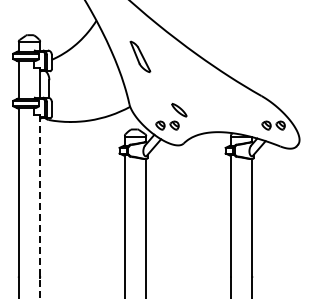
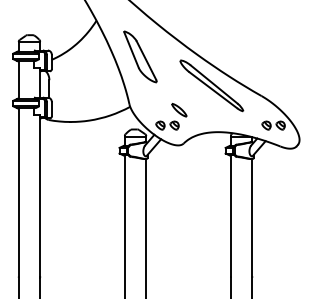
part size: 23x33 px -> 35x54 px (140, 56)
part: none -> present (211, 85)
line: dashed -> solid (39, 207)
